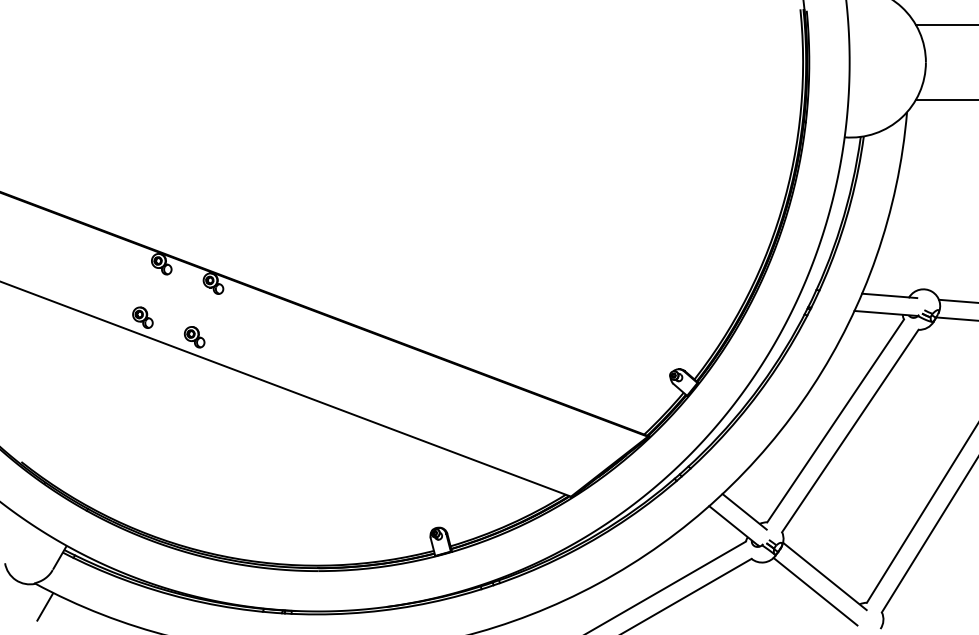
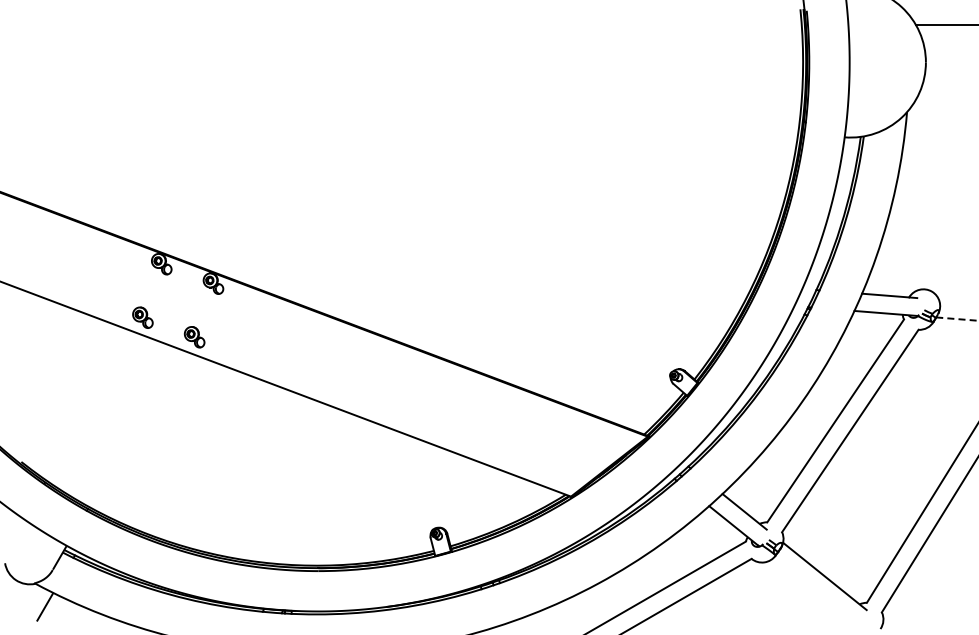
line: present -> none (945, 99)
line: present -> none (956, 300)
line: solid -> dashed (957, 319)
line: present -> none (815, 591)
